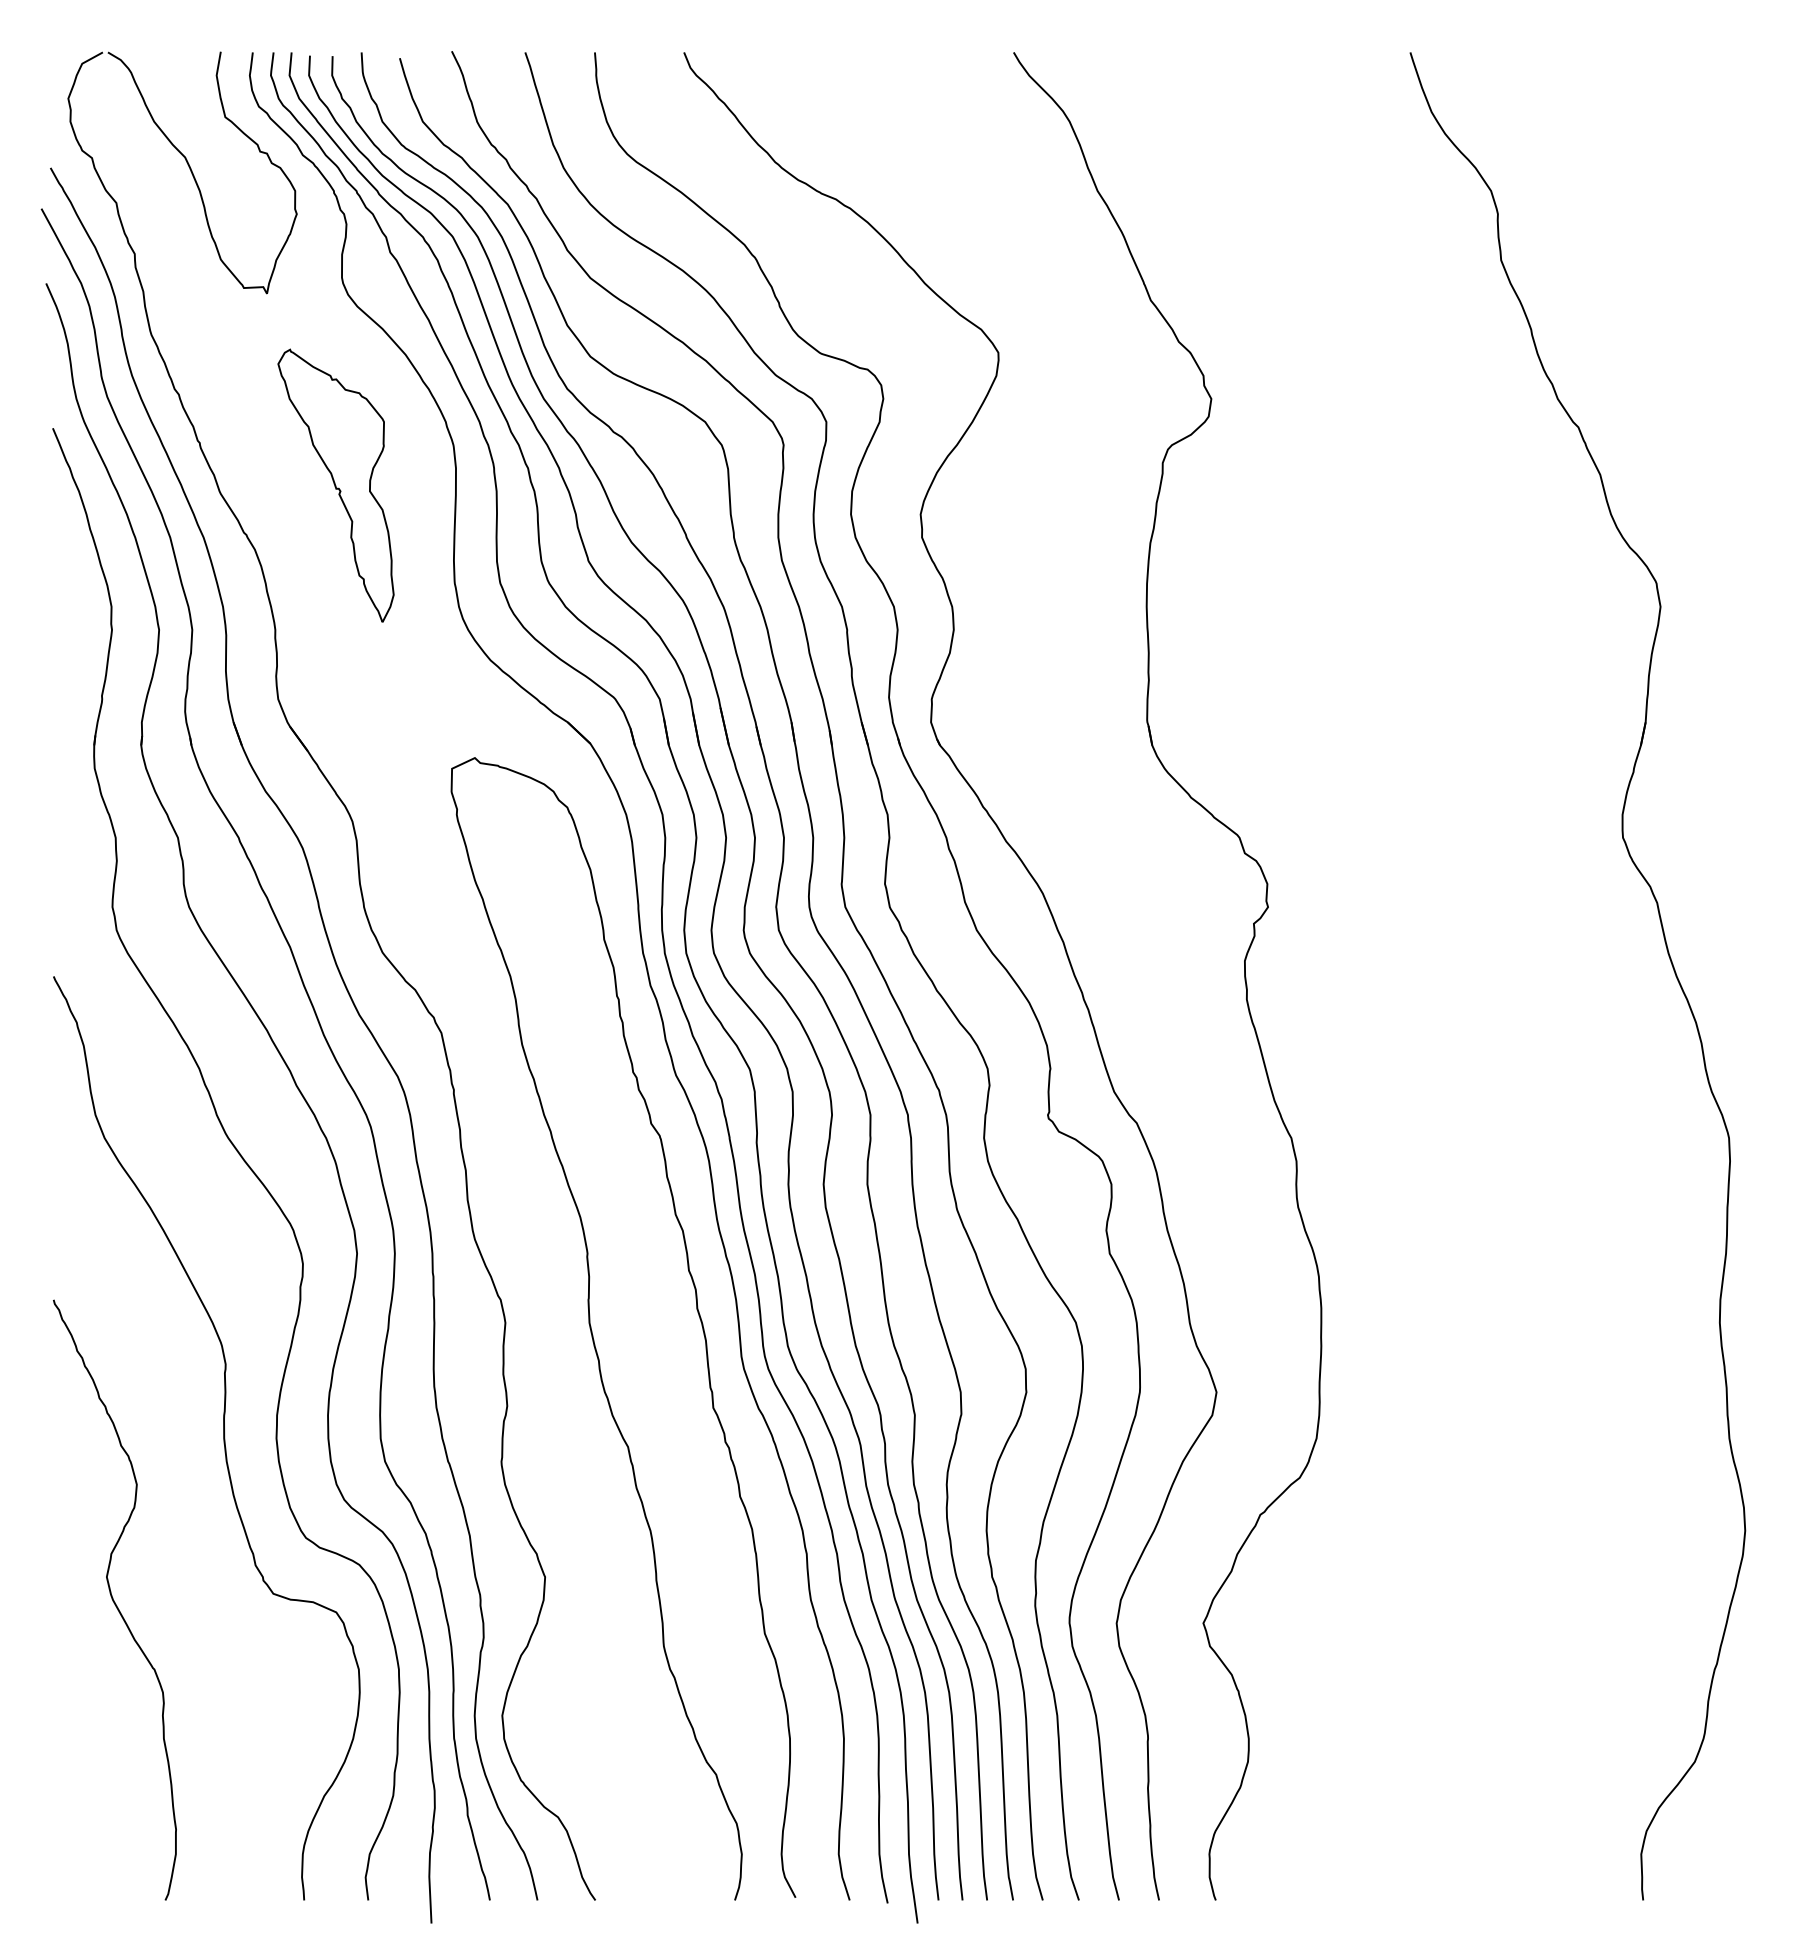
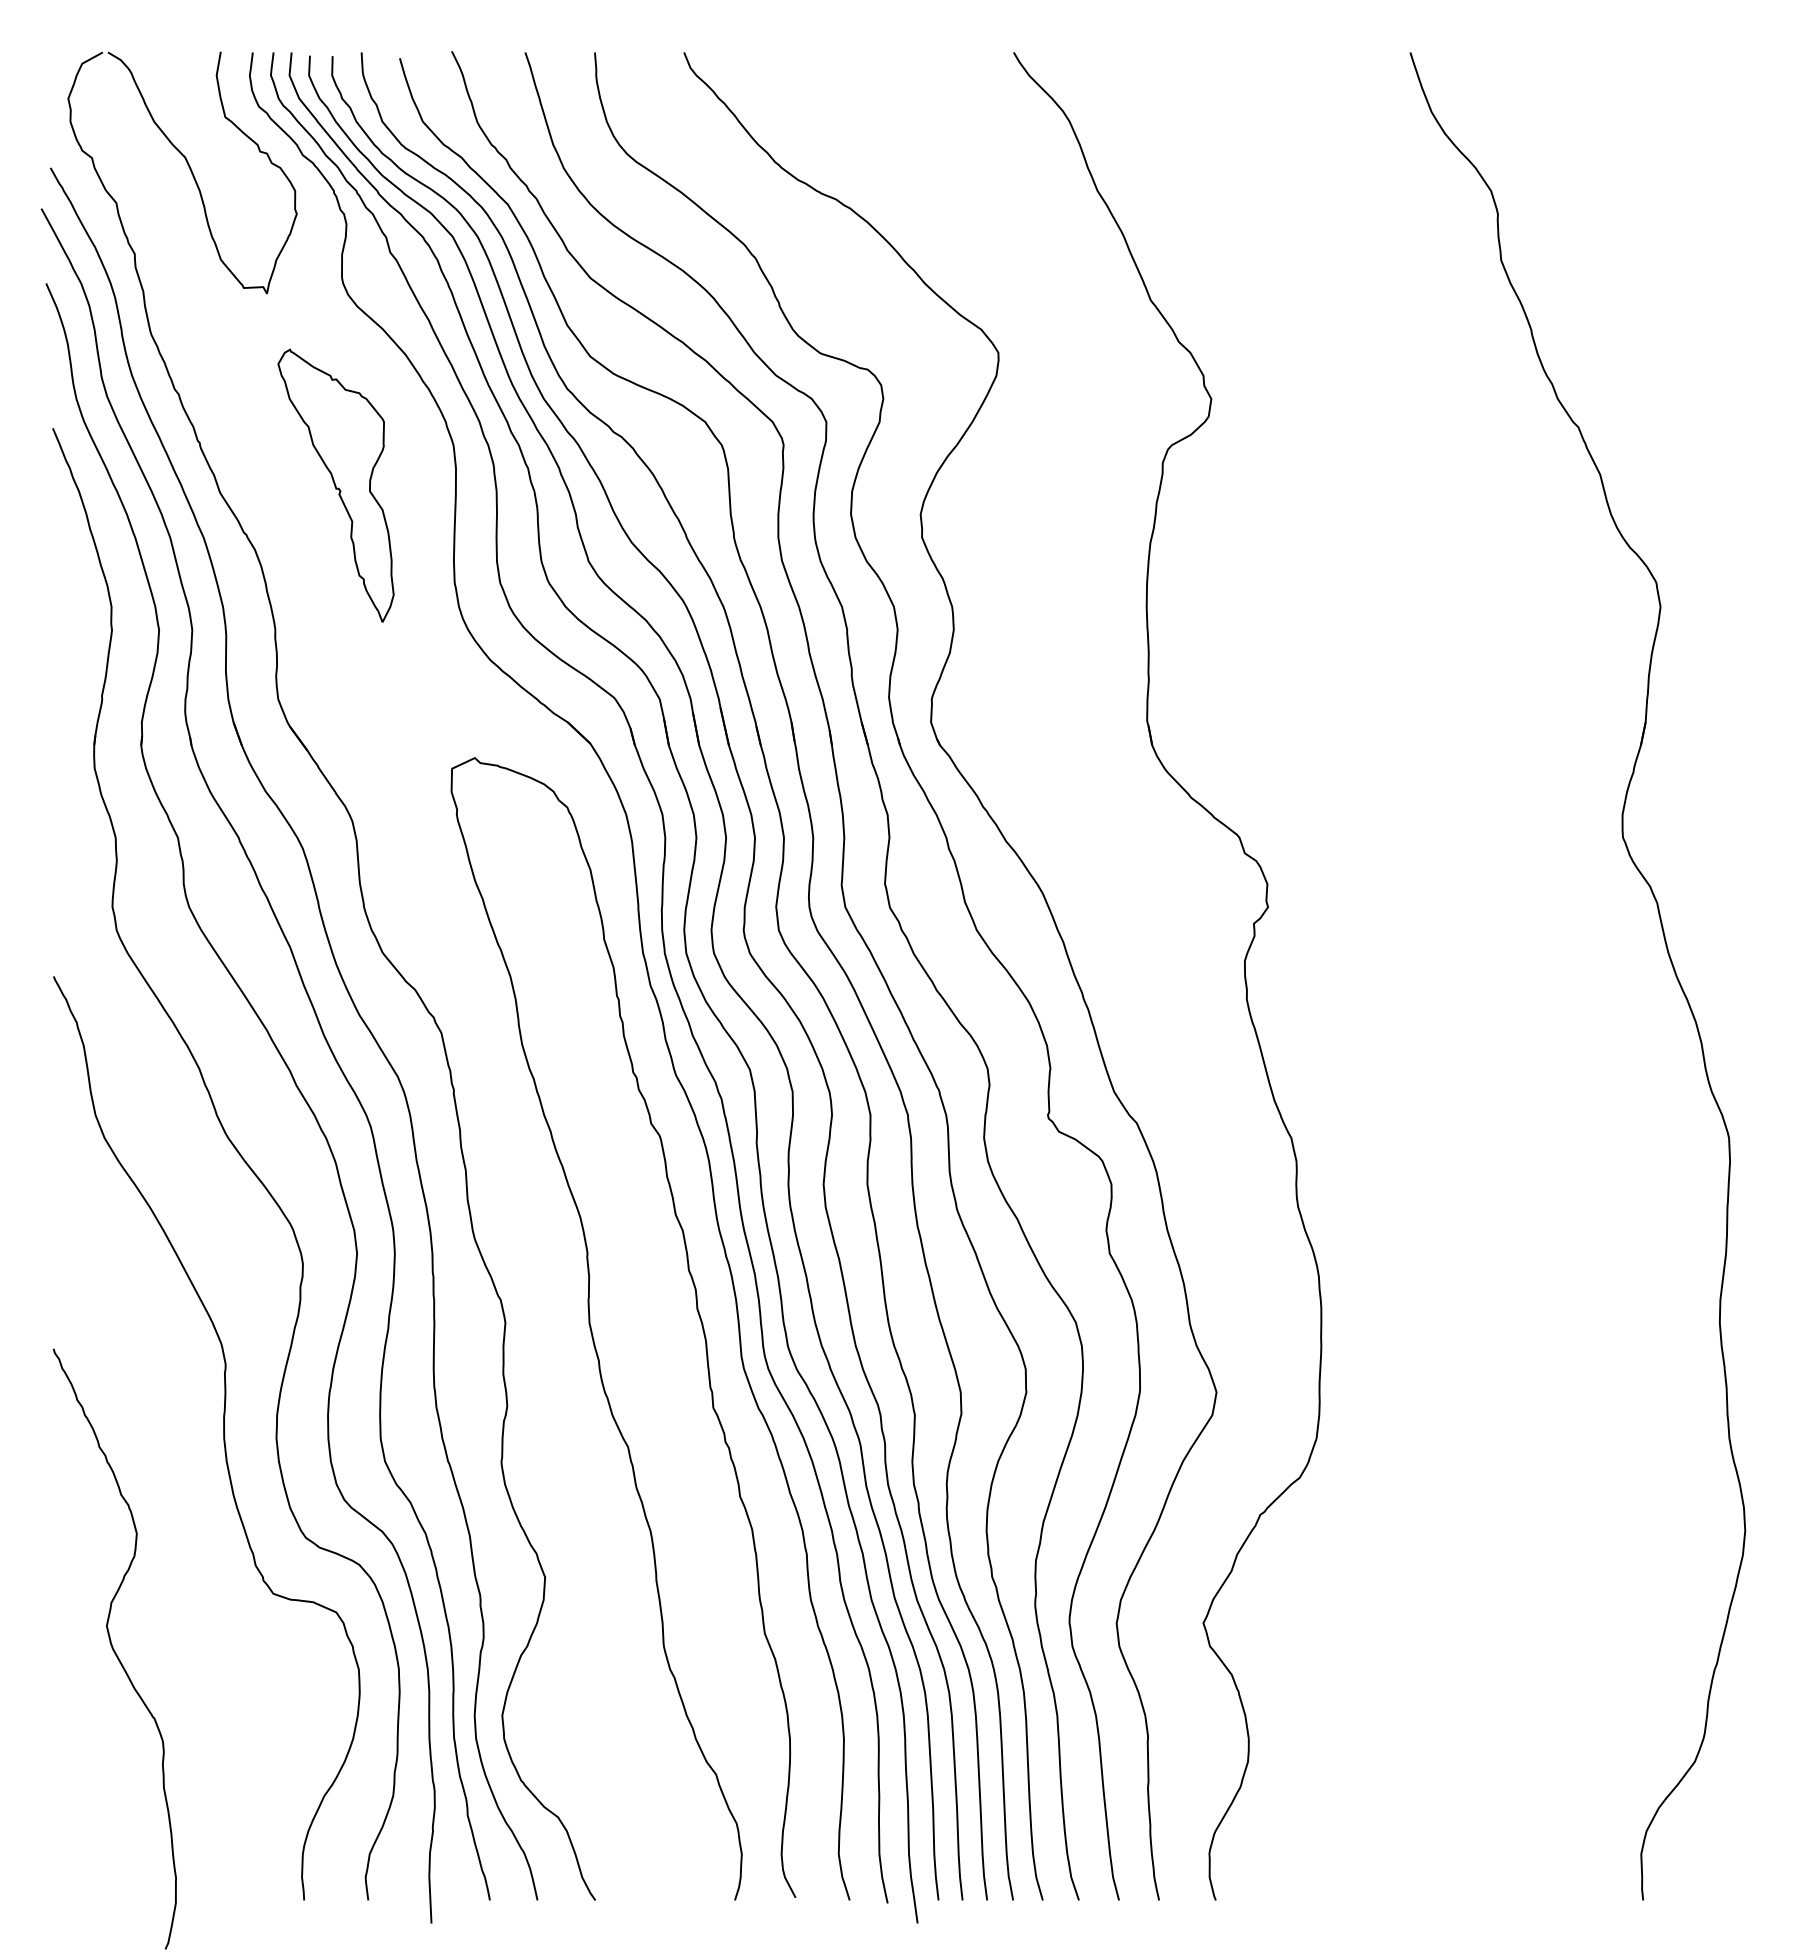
curve position: (113, 1599) -> (113, 1648) (113, 1648)
